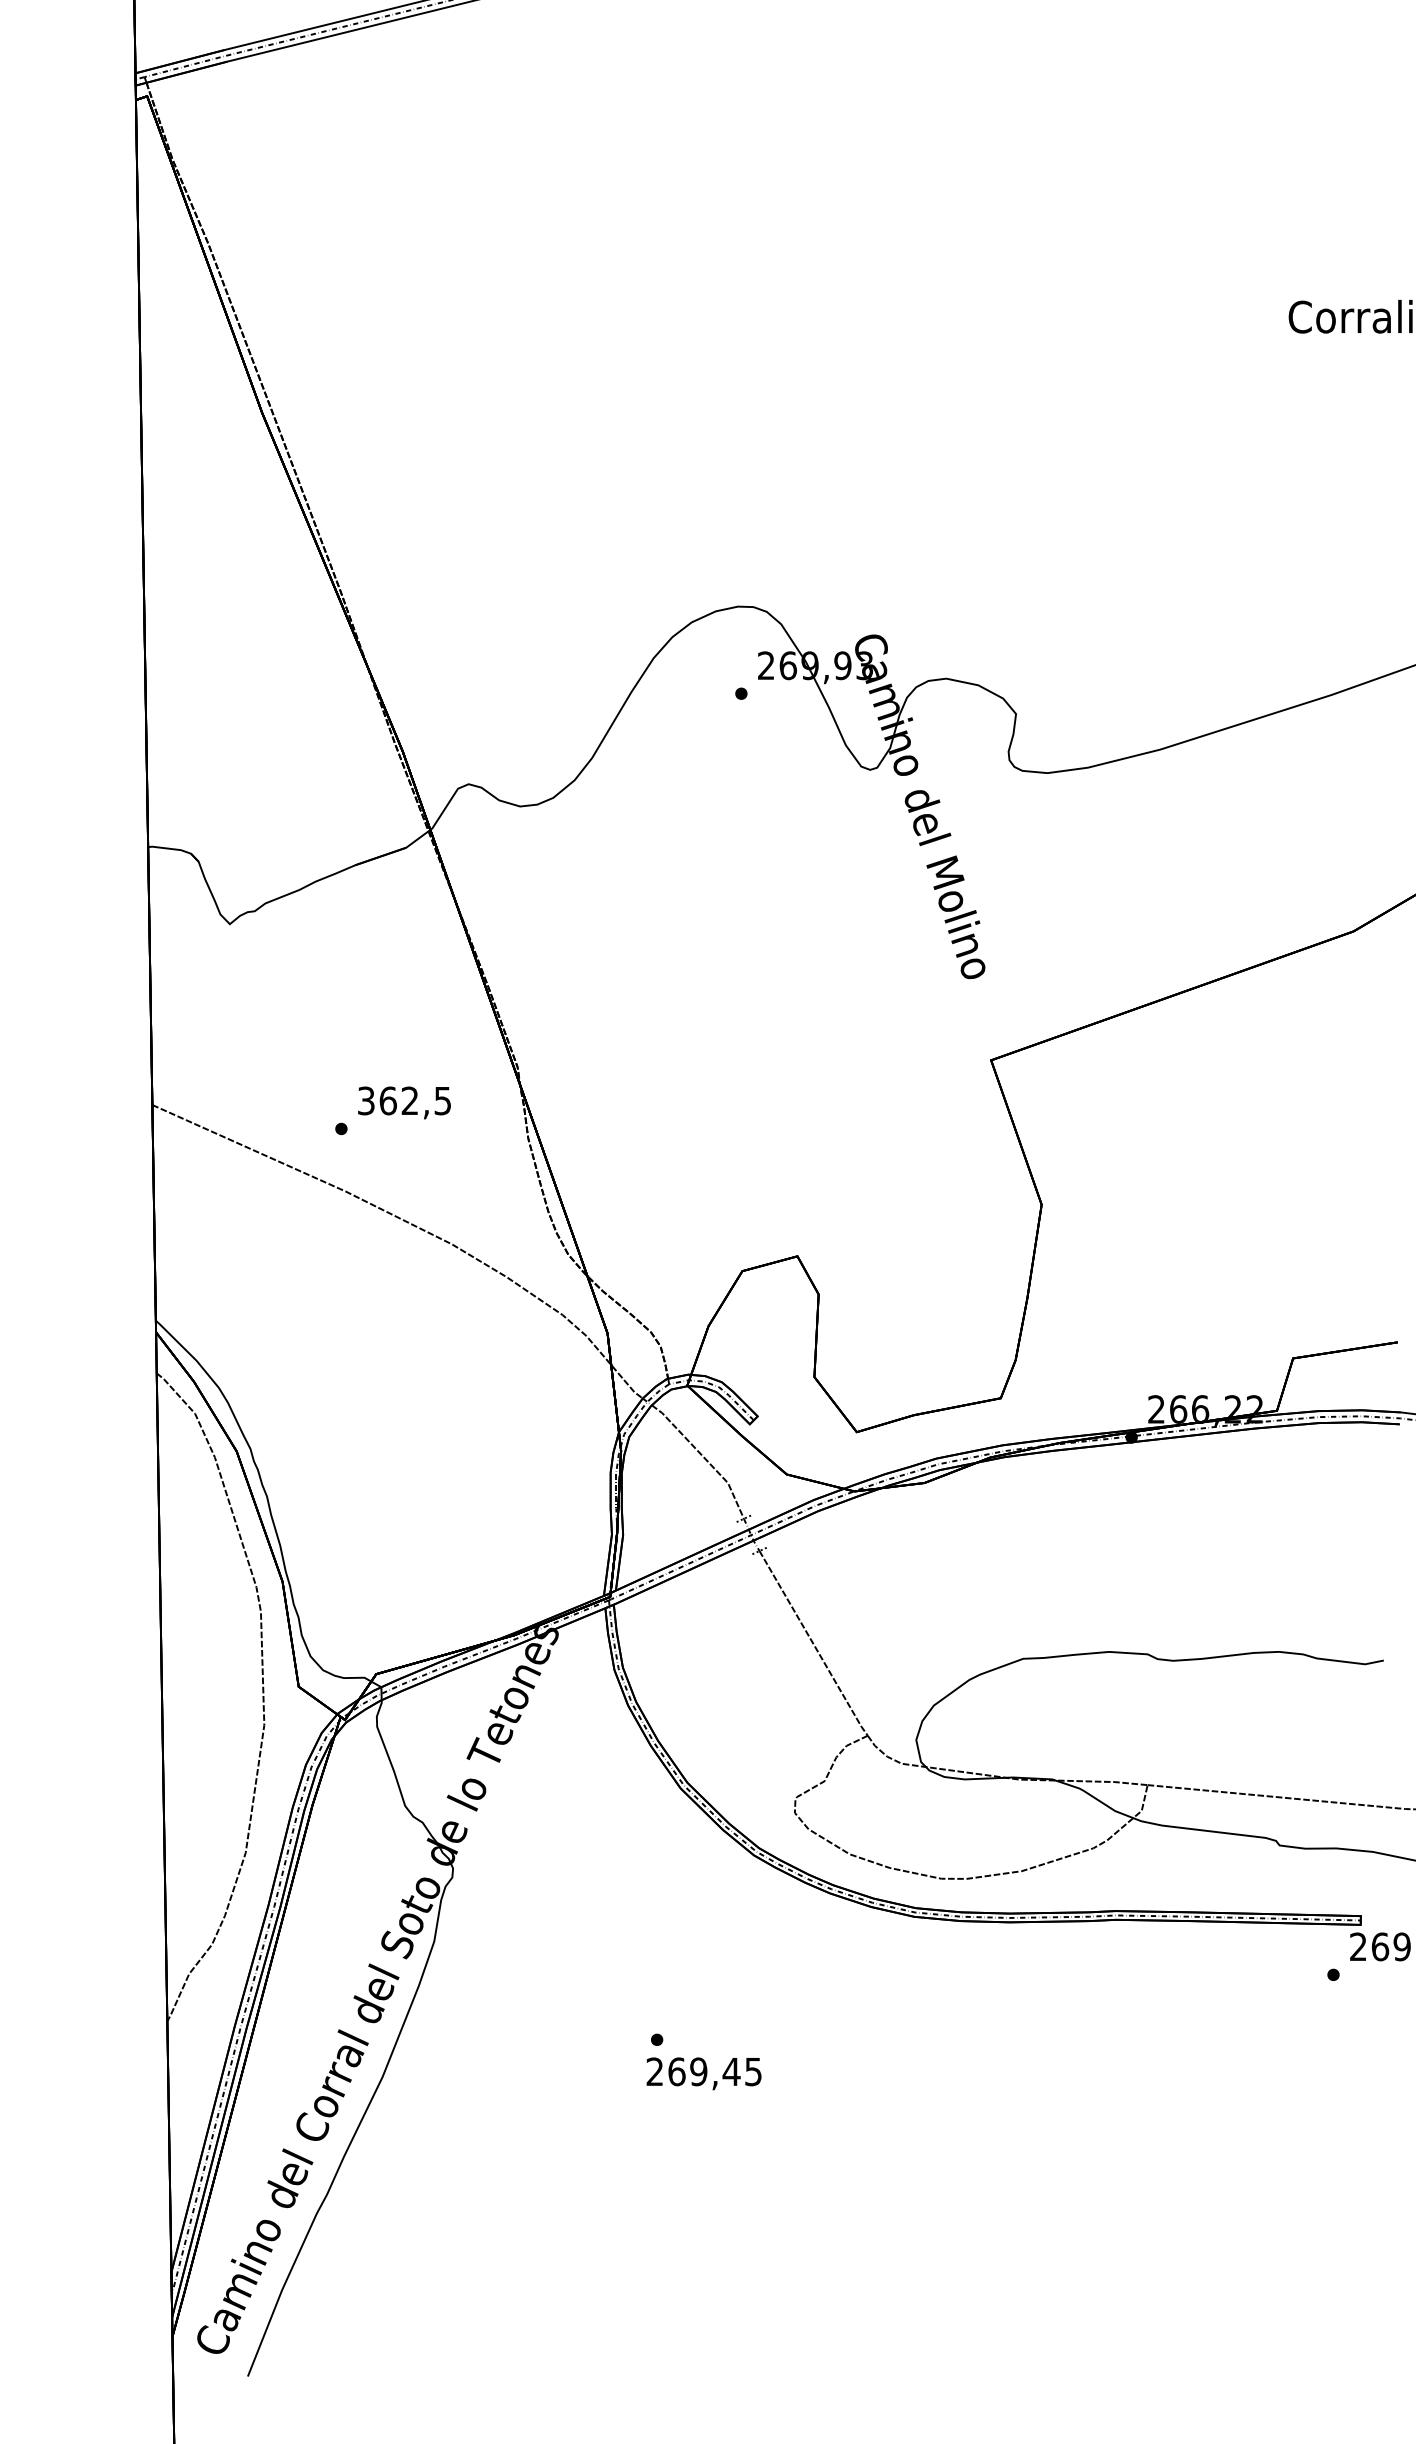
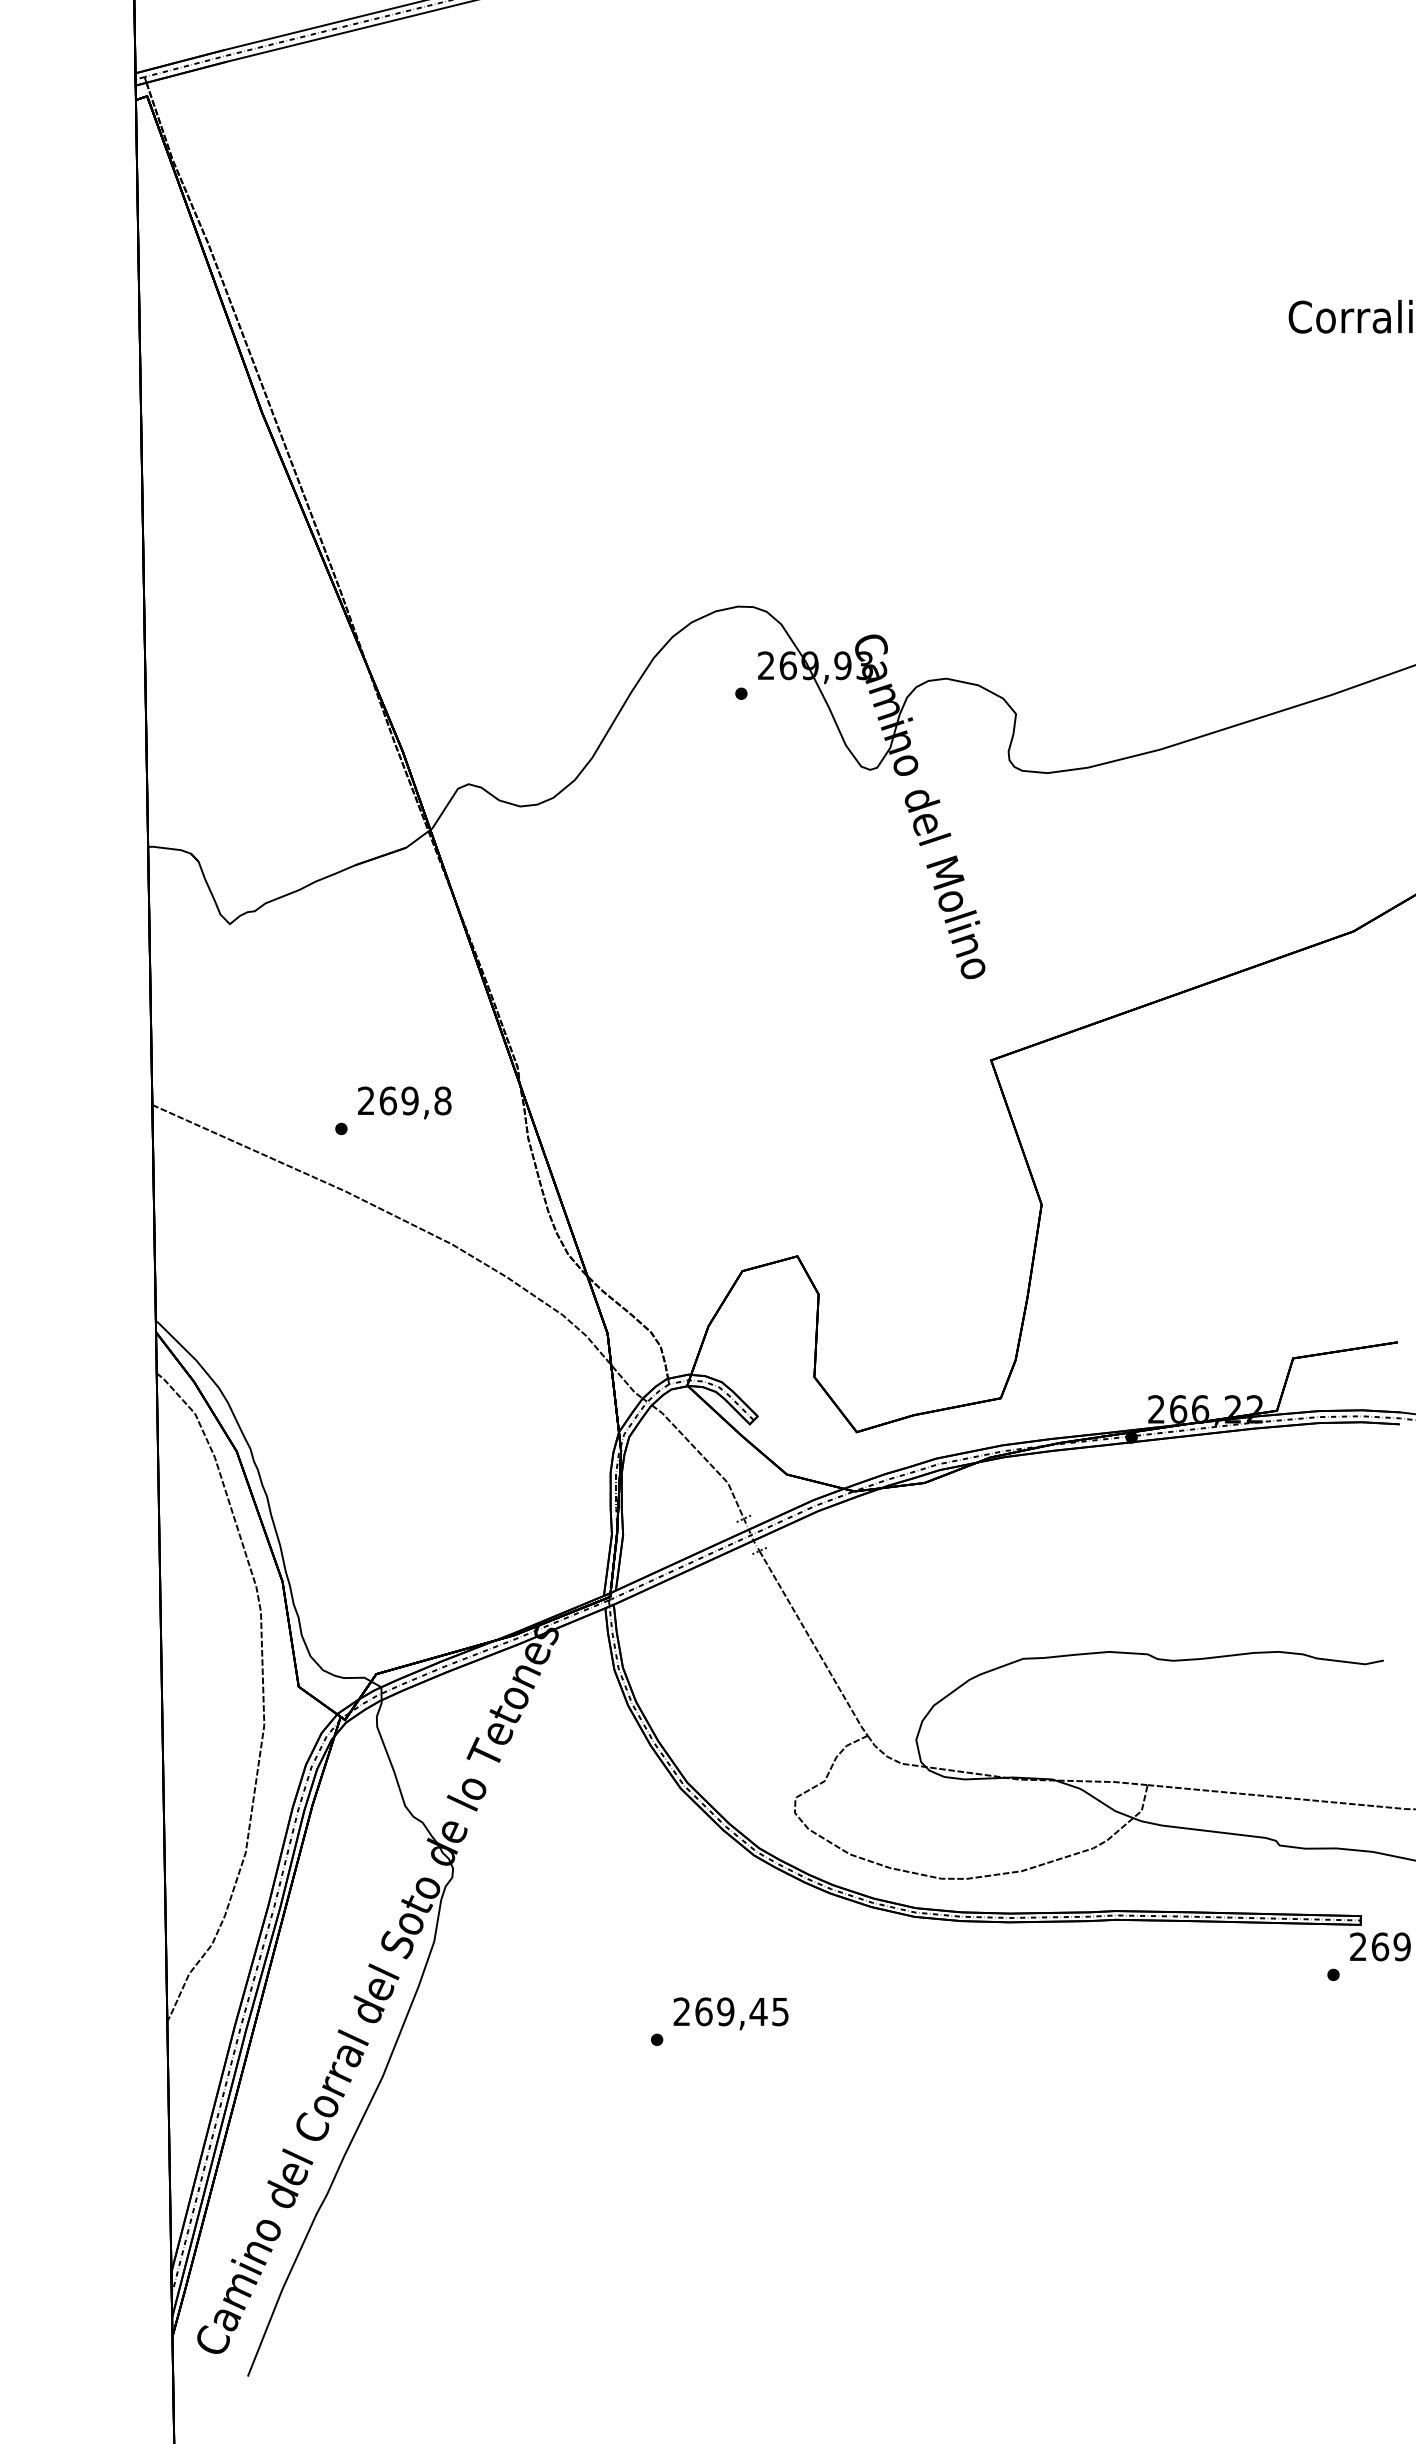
text: 362,5 -> 269,8 (404, 1100)
text position: (703, 2073) -> (730, 2013) (730, 2013)
